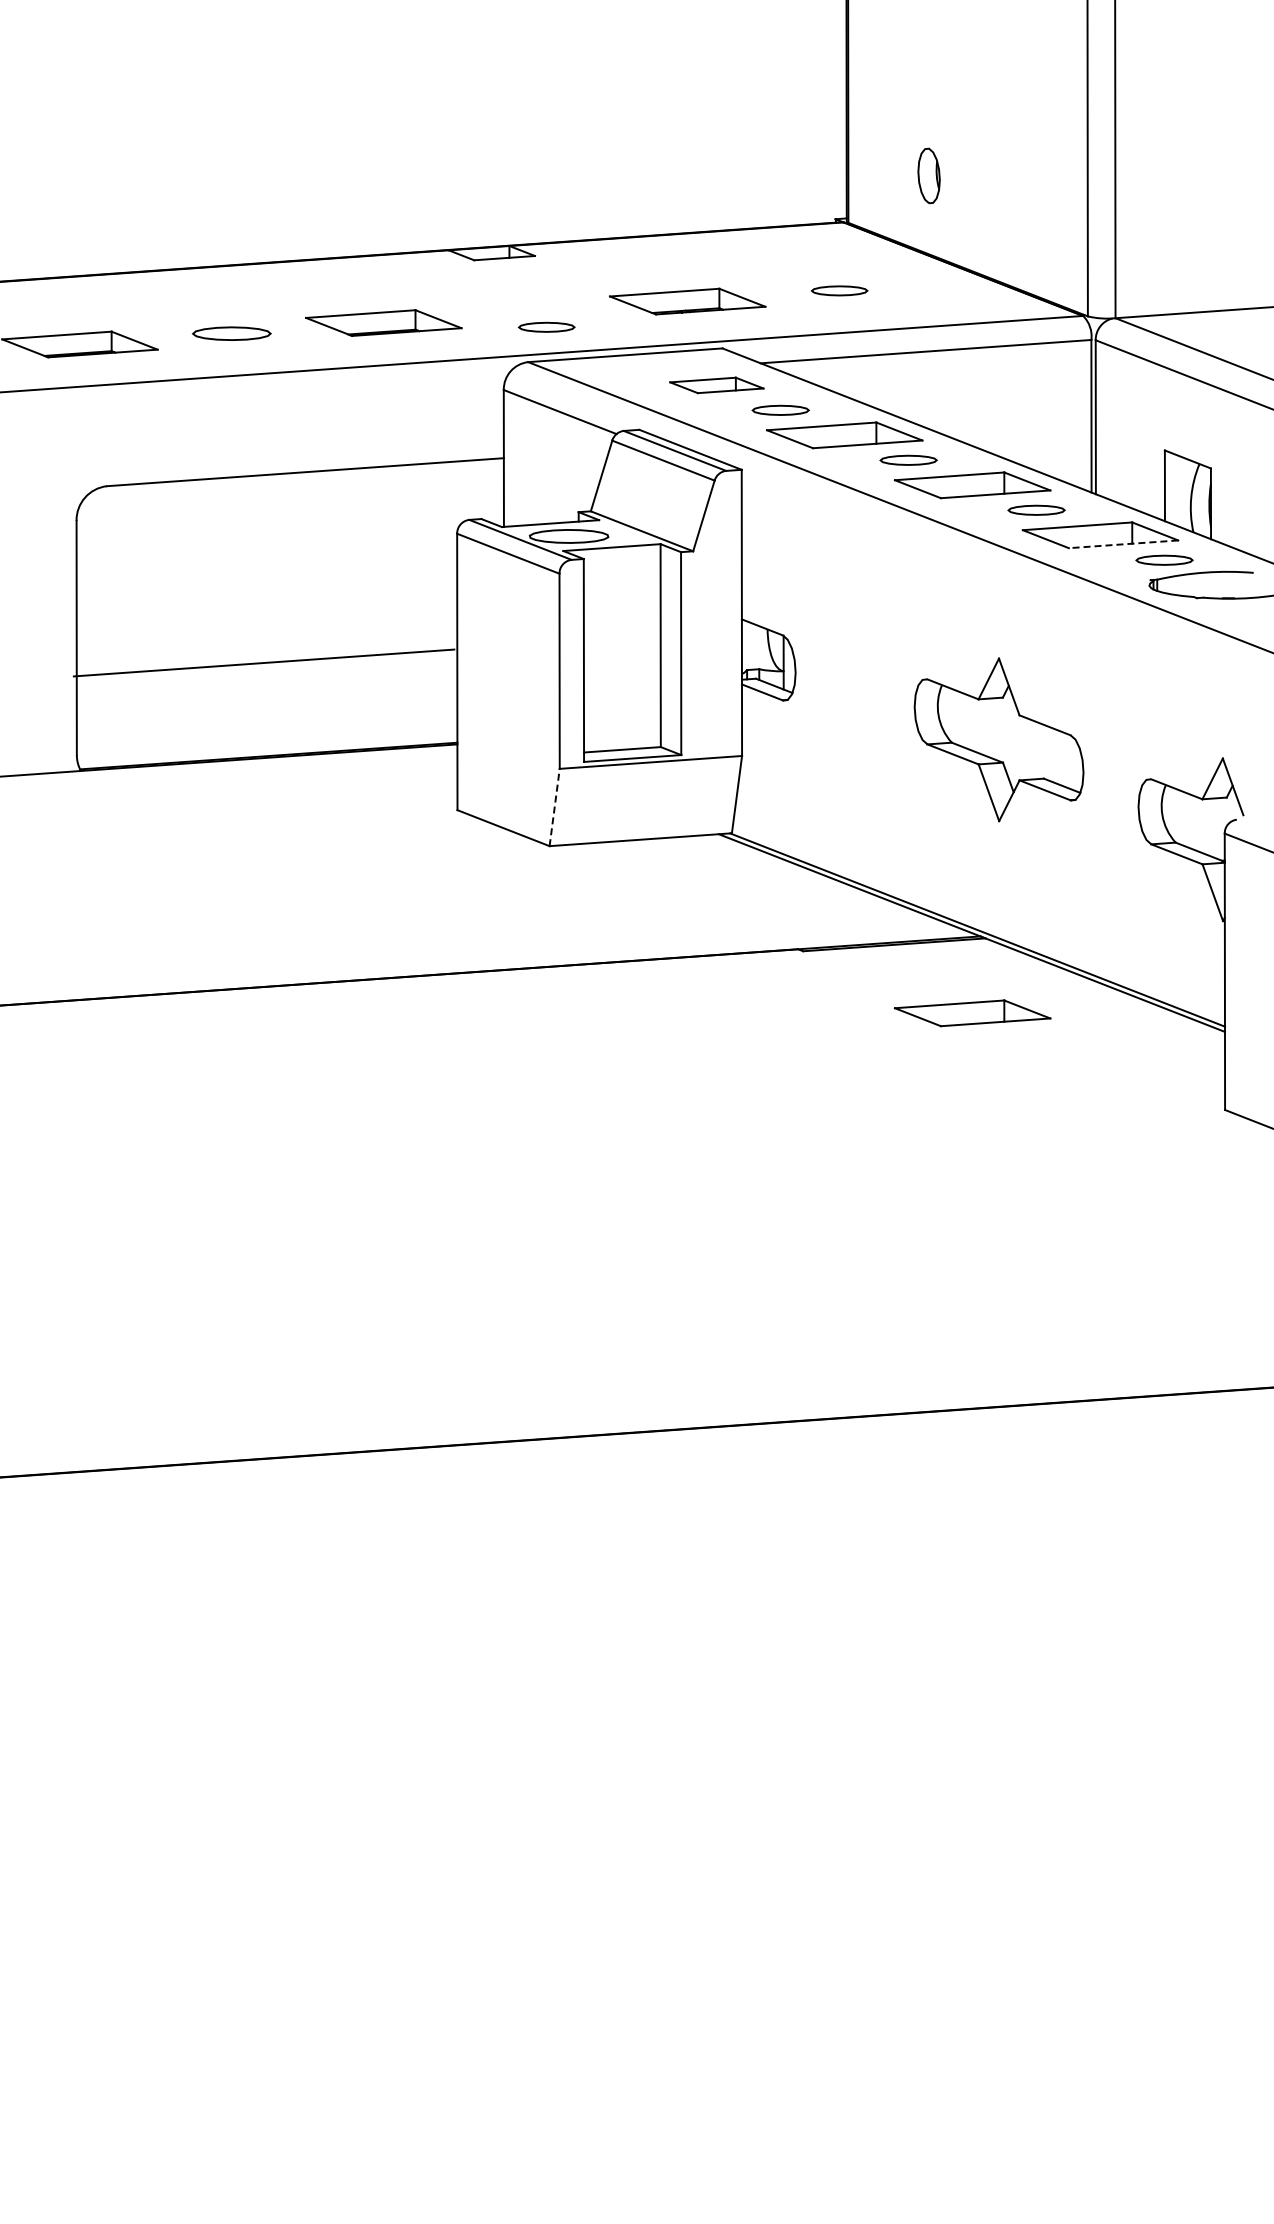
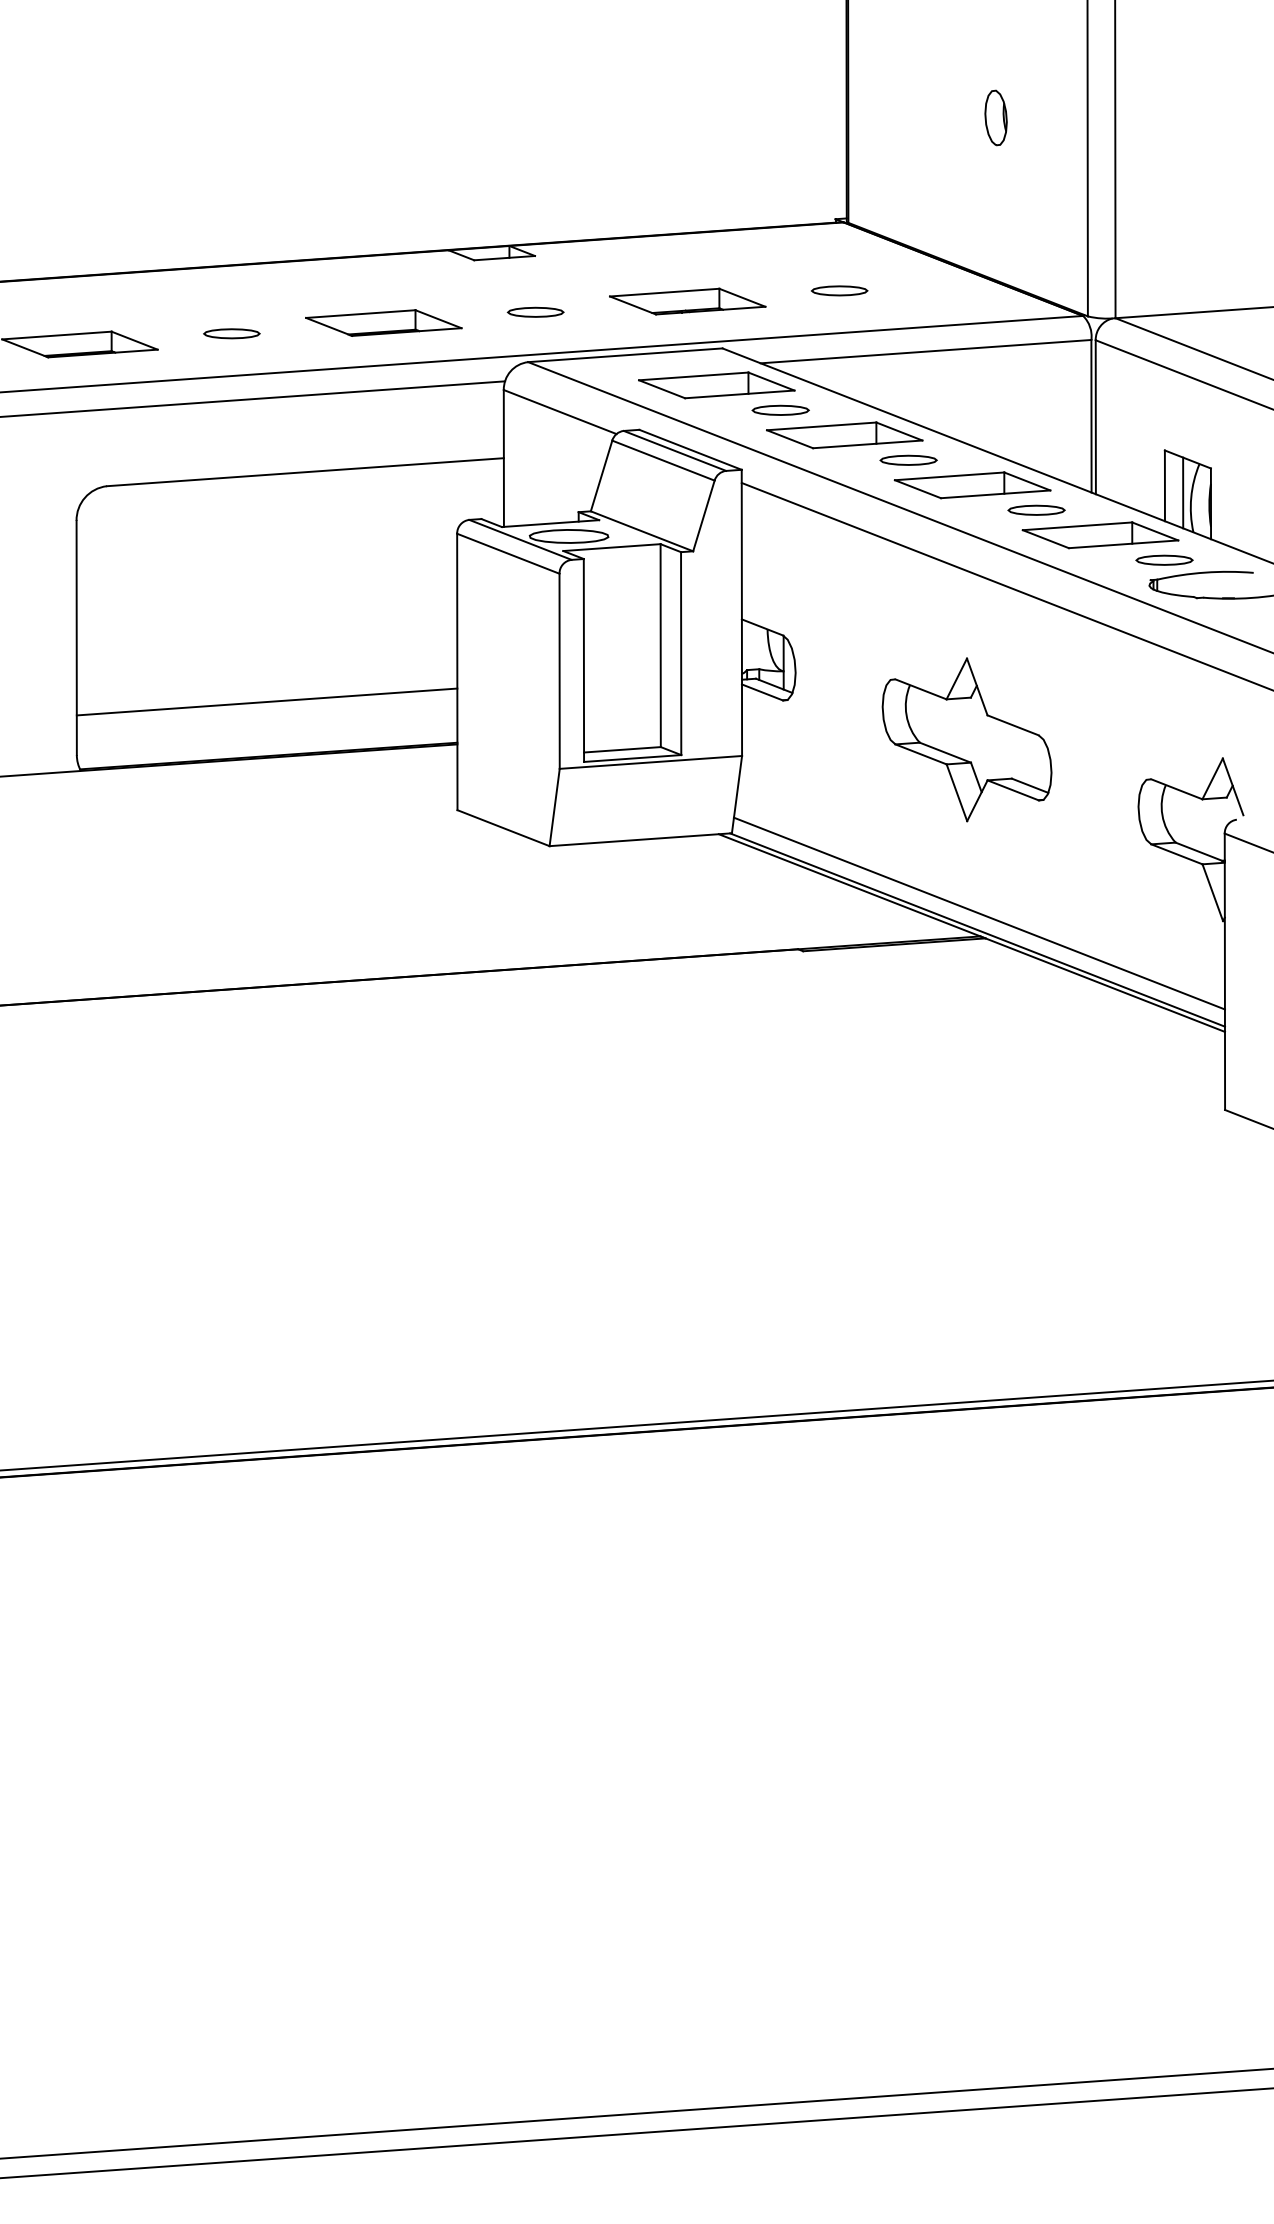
part position: (928, 175) -> (995, 117) (995, 117)
part position: (546, 326) -> (535, 311) (535, 311)
part size: 80x15 px -> 58x12 px (231, 333)
part size: 96x19 px -> 158x29 px (716, 385)
line: none -> present (253, 398)
line: none -> present (1183, 492)
line: dashed -> solid (1123, 544)
line: none -> present (1005, 585)
line position: (263, 662) -> (266, 701) (266, 701)
part position: (998, 739) -> (966, 739) (966, 739)
line: dashed -> solid (554, 807)
line: none -> present (978, 913)
part: present -> none (972, 1013)
line: none -> present (636, 1425)
line: none -> present (636, 2113)
line: none -> present (636, 2133)
